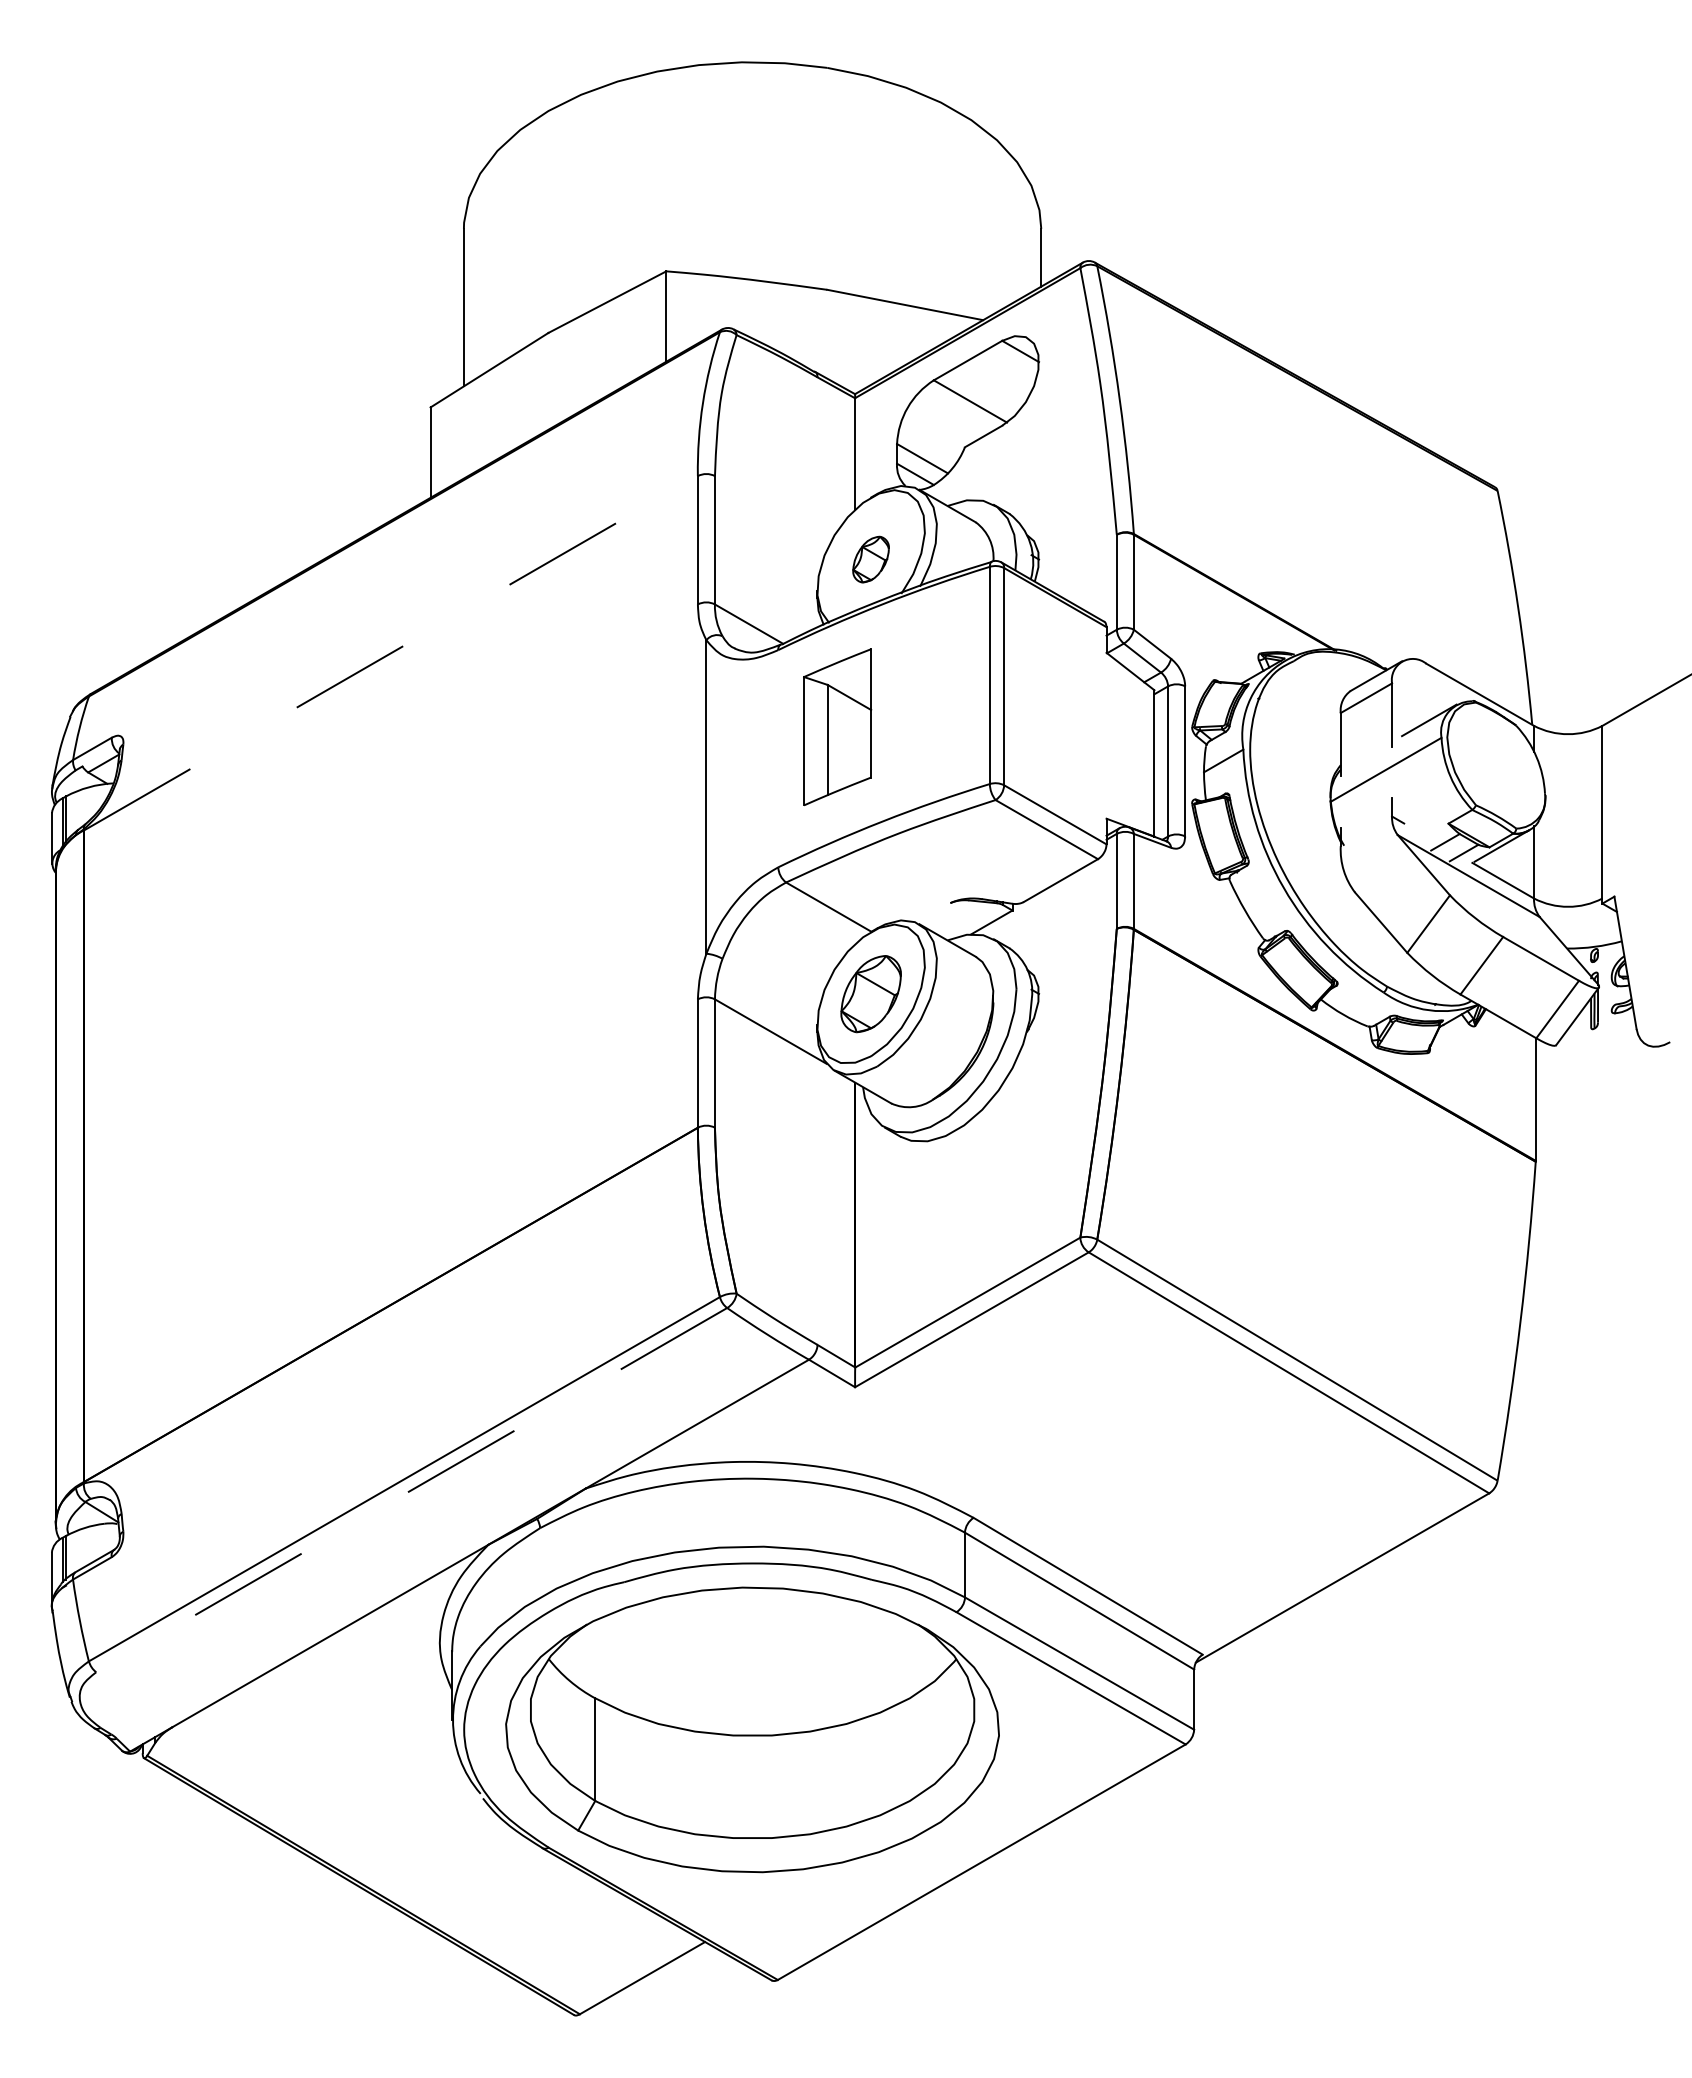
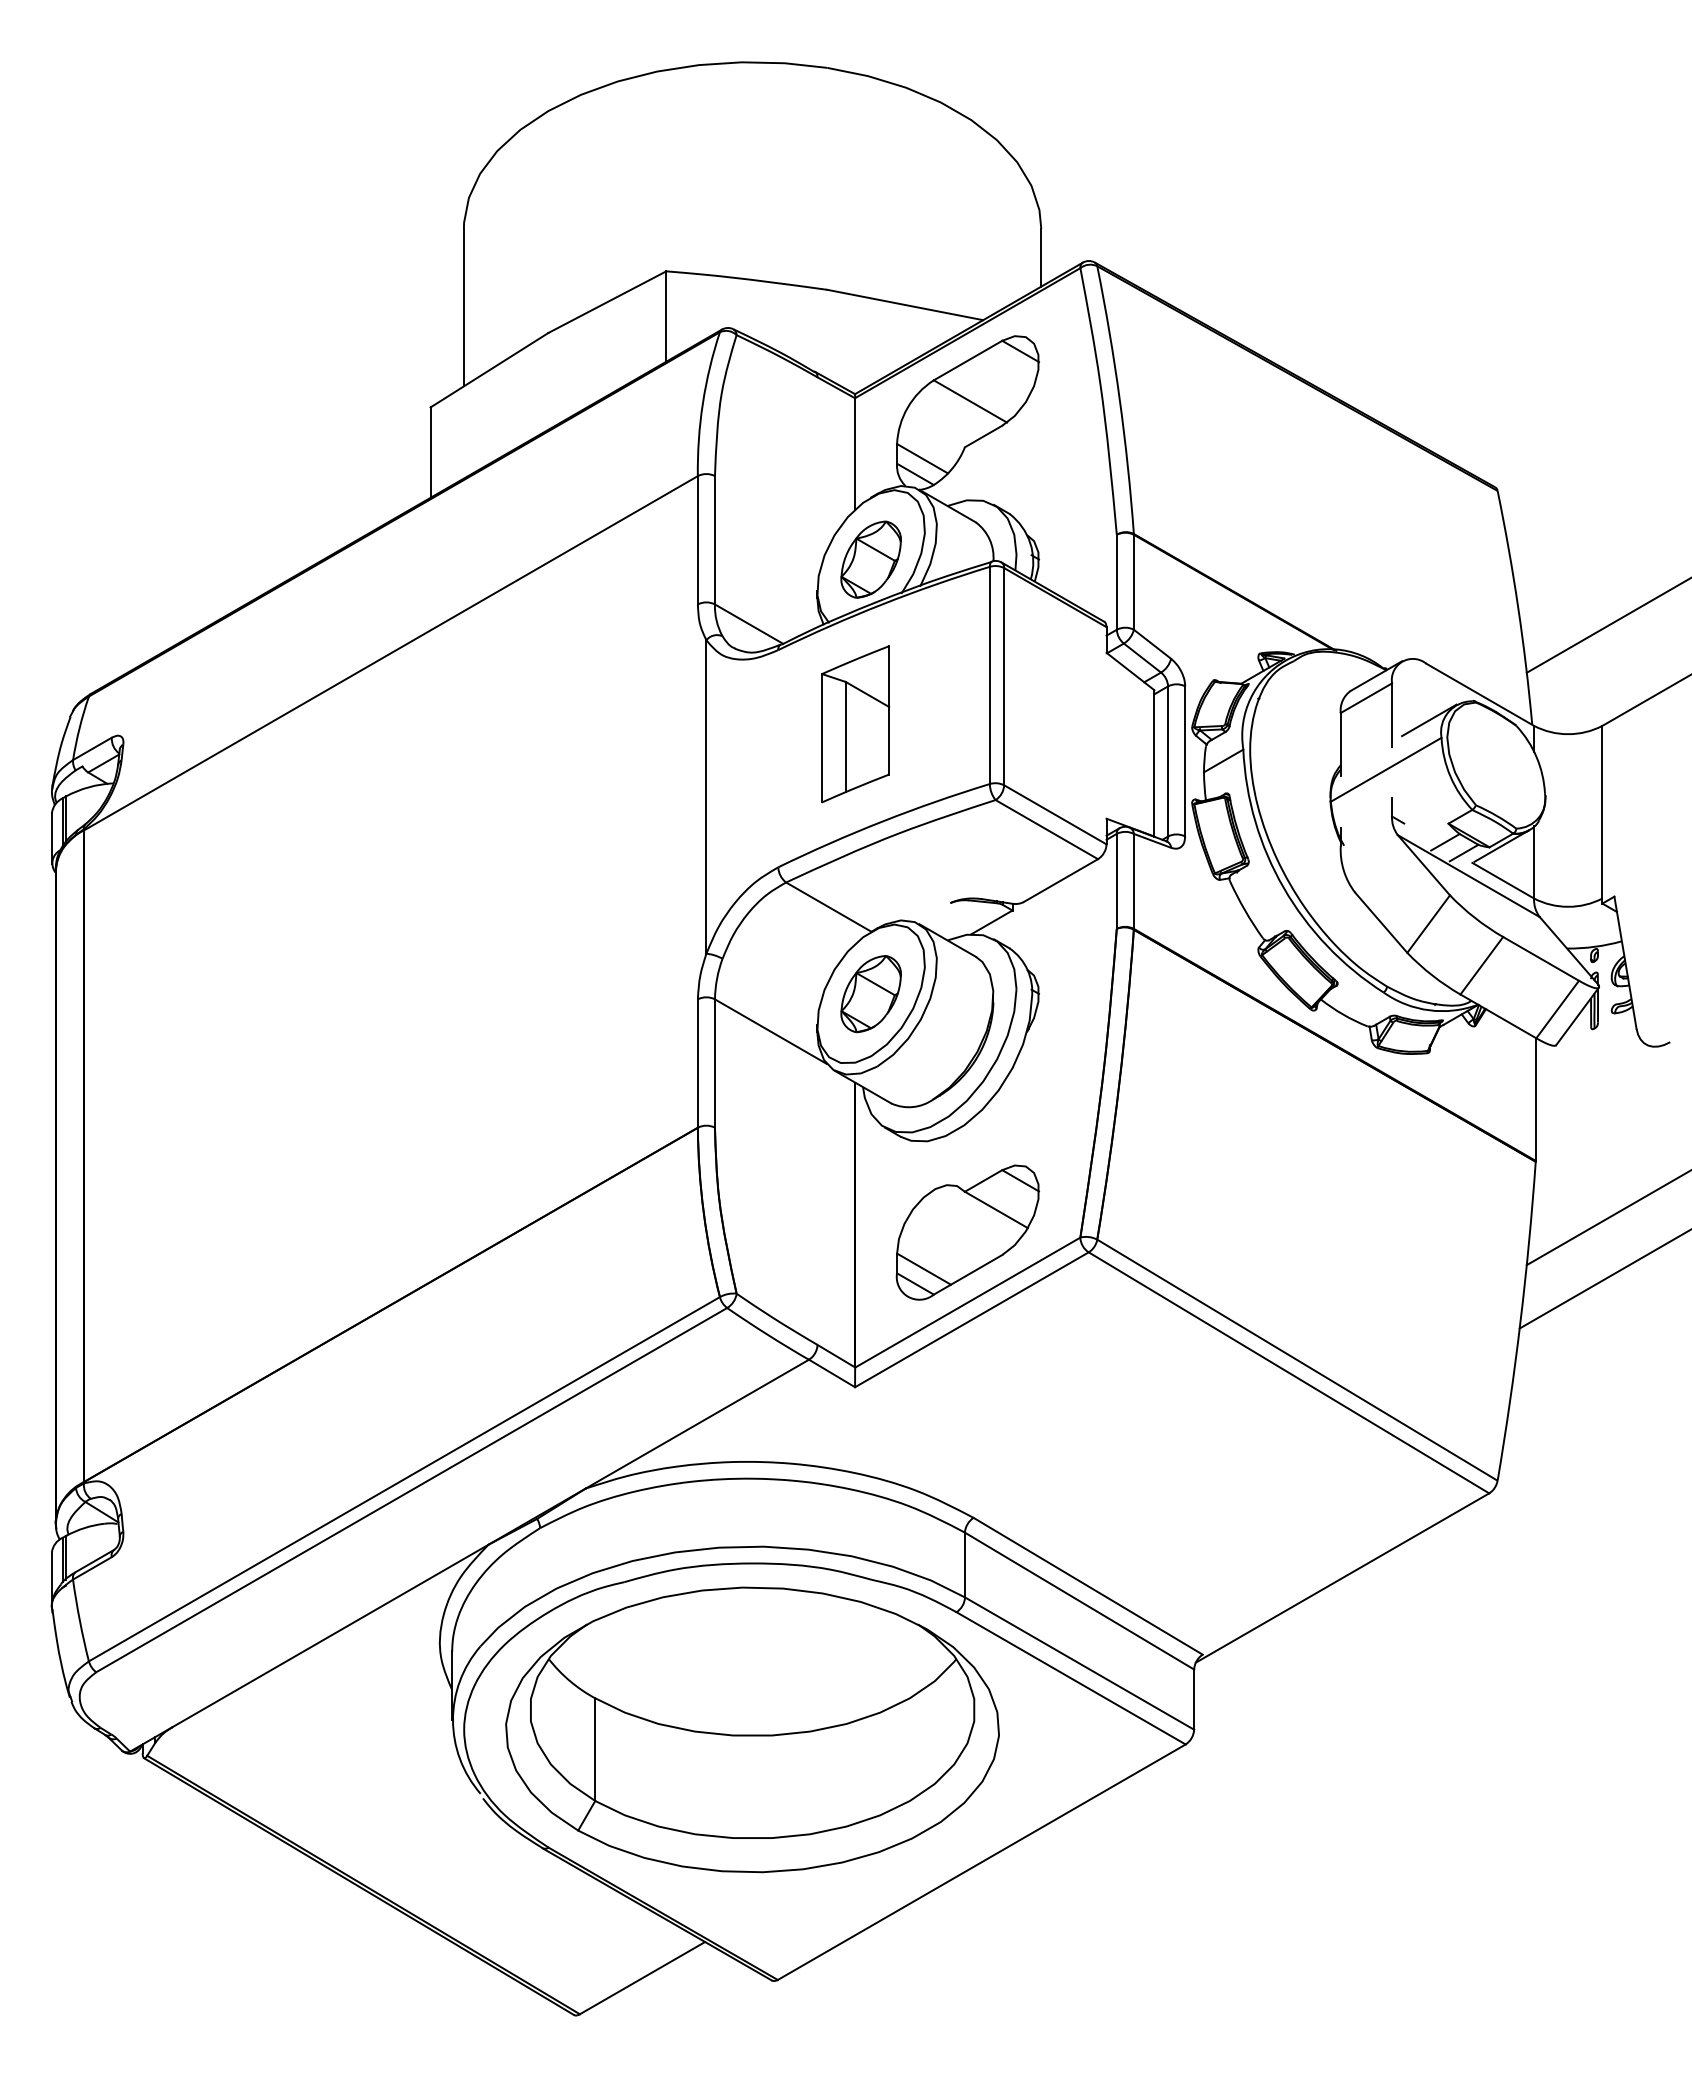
part size: 38x49 px -> 62x79 px (870, 559)
line: none -> present (1607, 625)
line: dashed -> solid (391, 653)
part position: (837, 726) -> (855, 723) (855, 723)
line: none -> present (1607, 1218)
part: none -> present (967, 1232)
line: none -> present (1603, 1279)
line: dashed -> solid (411, 1490)
